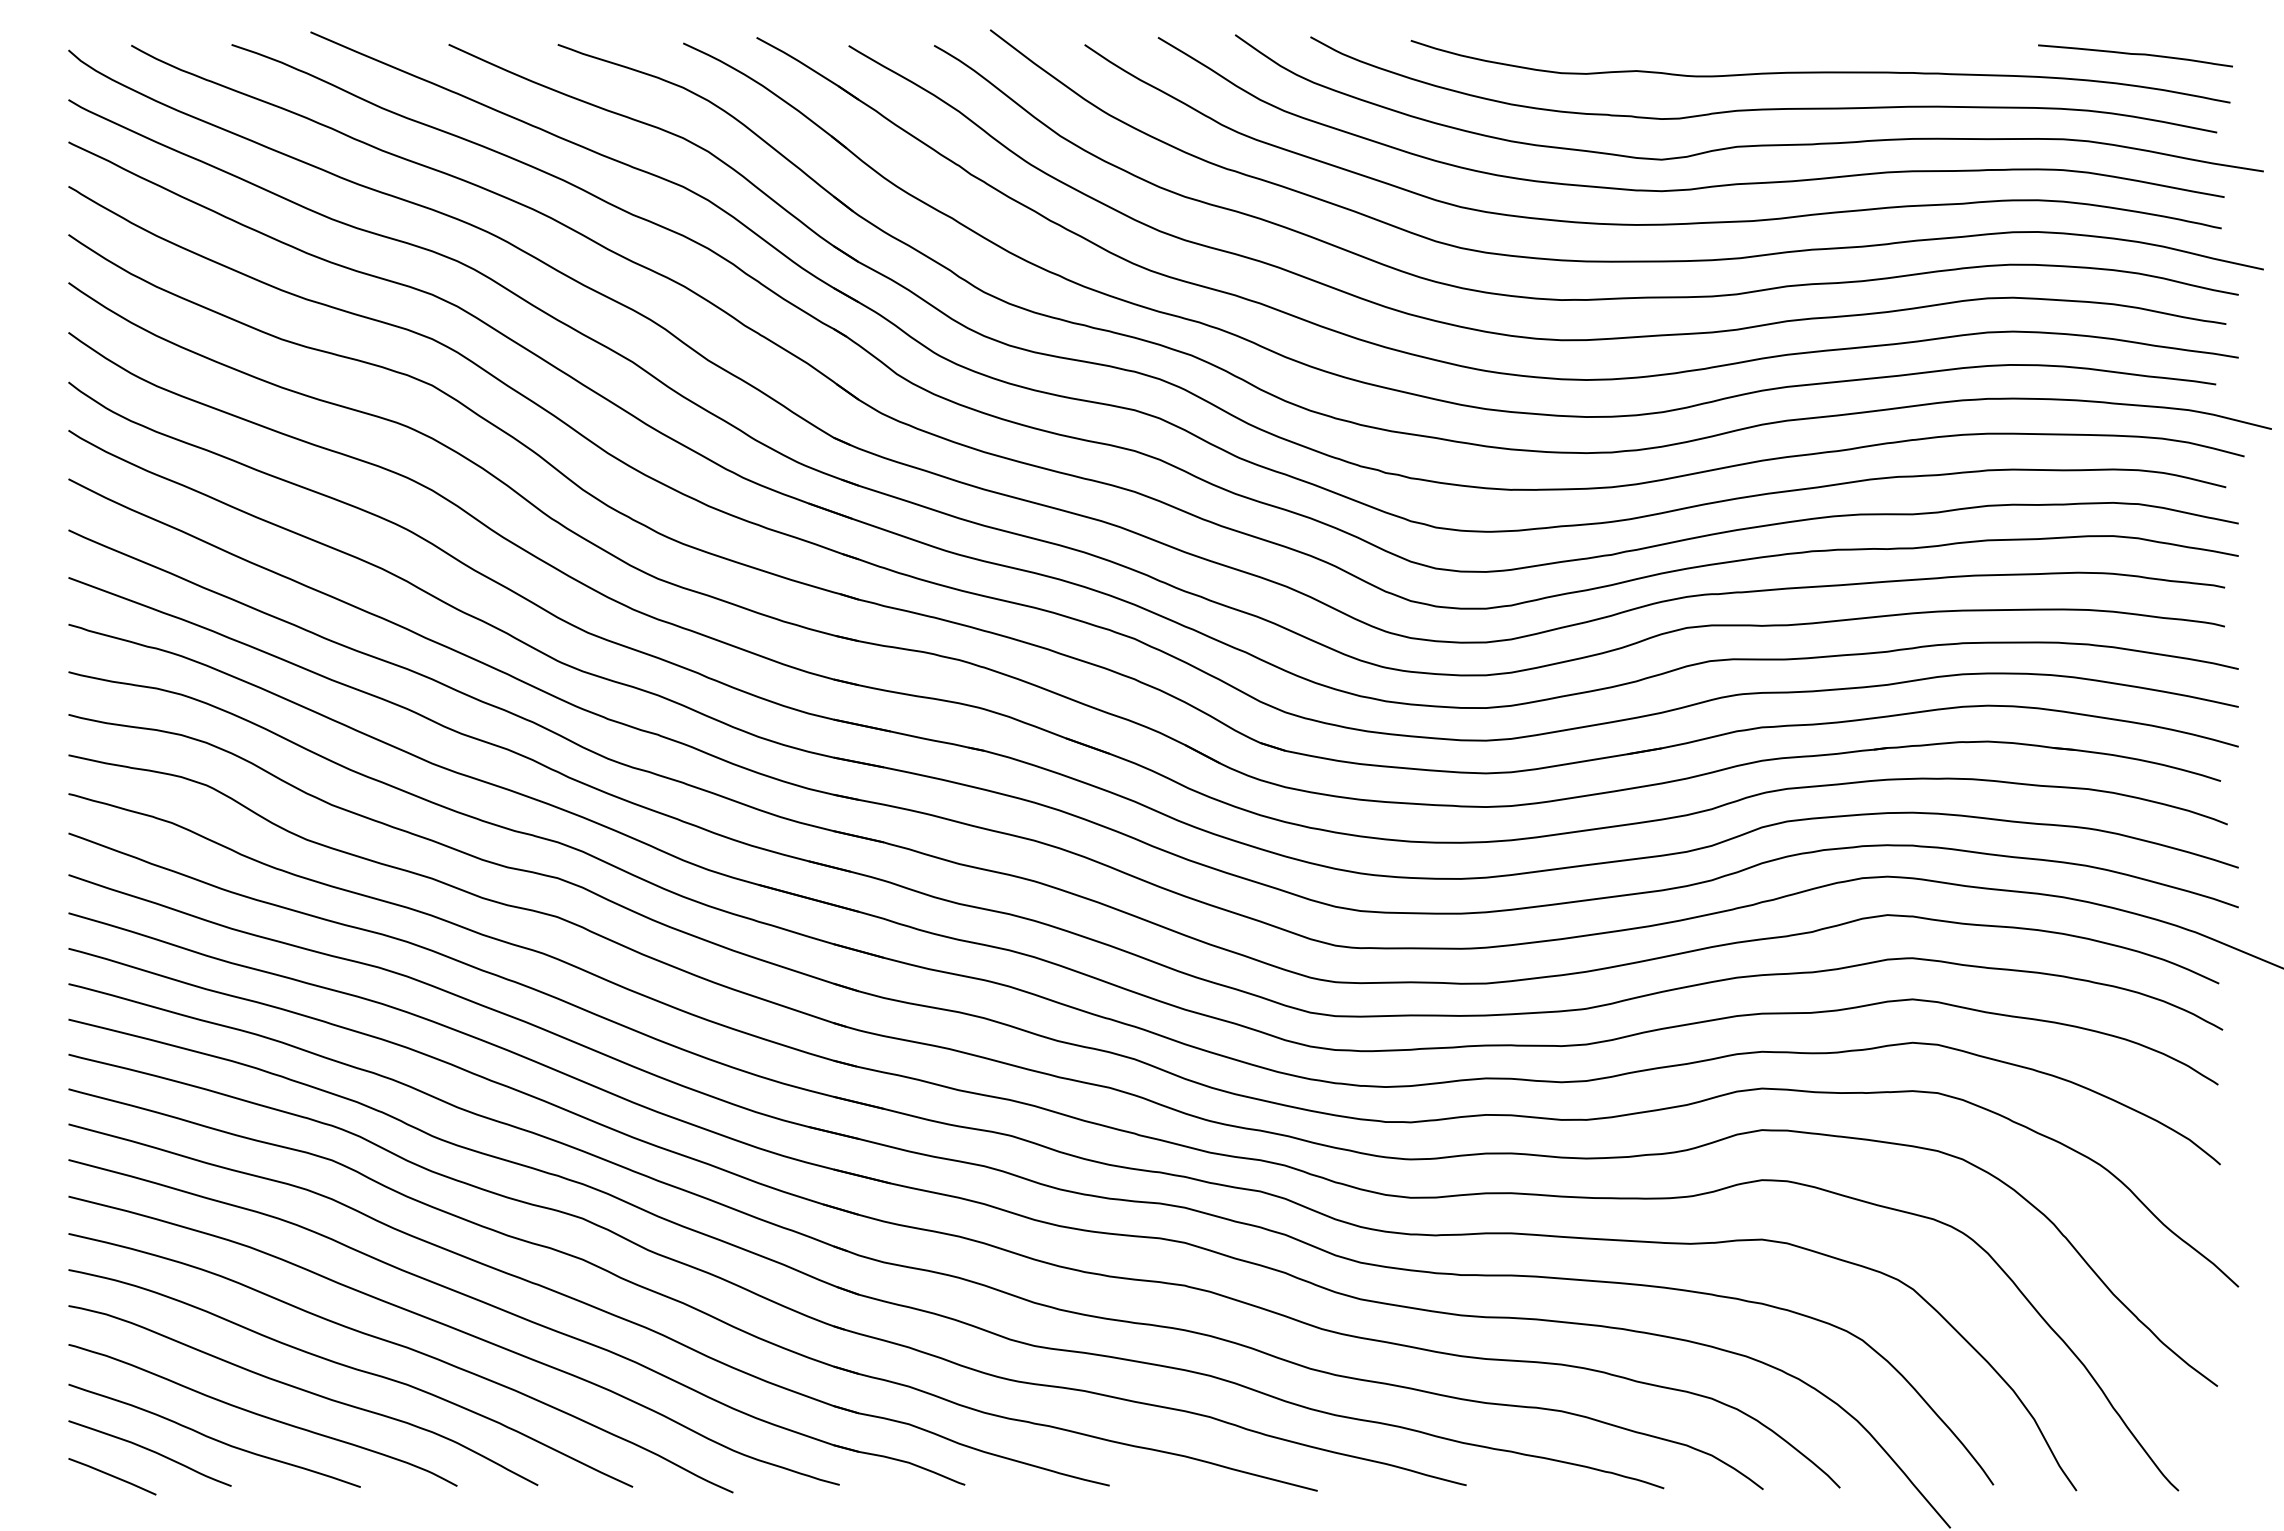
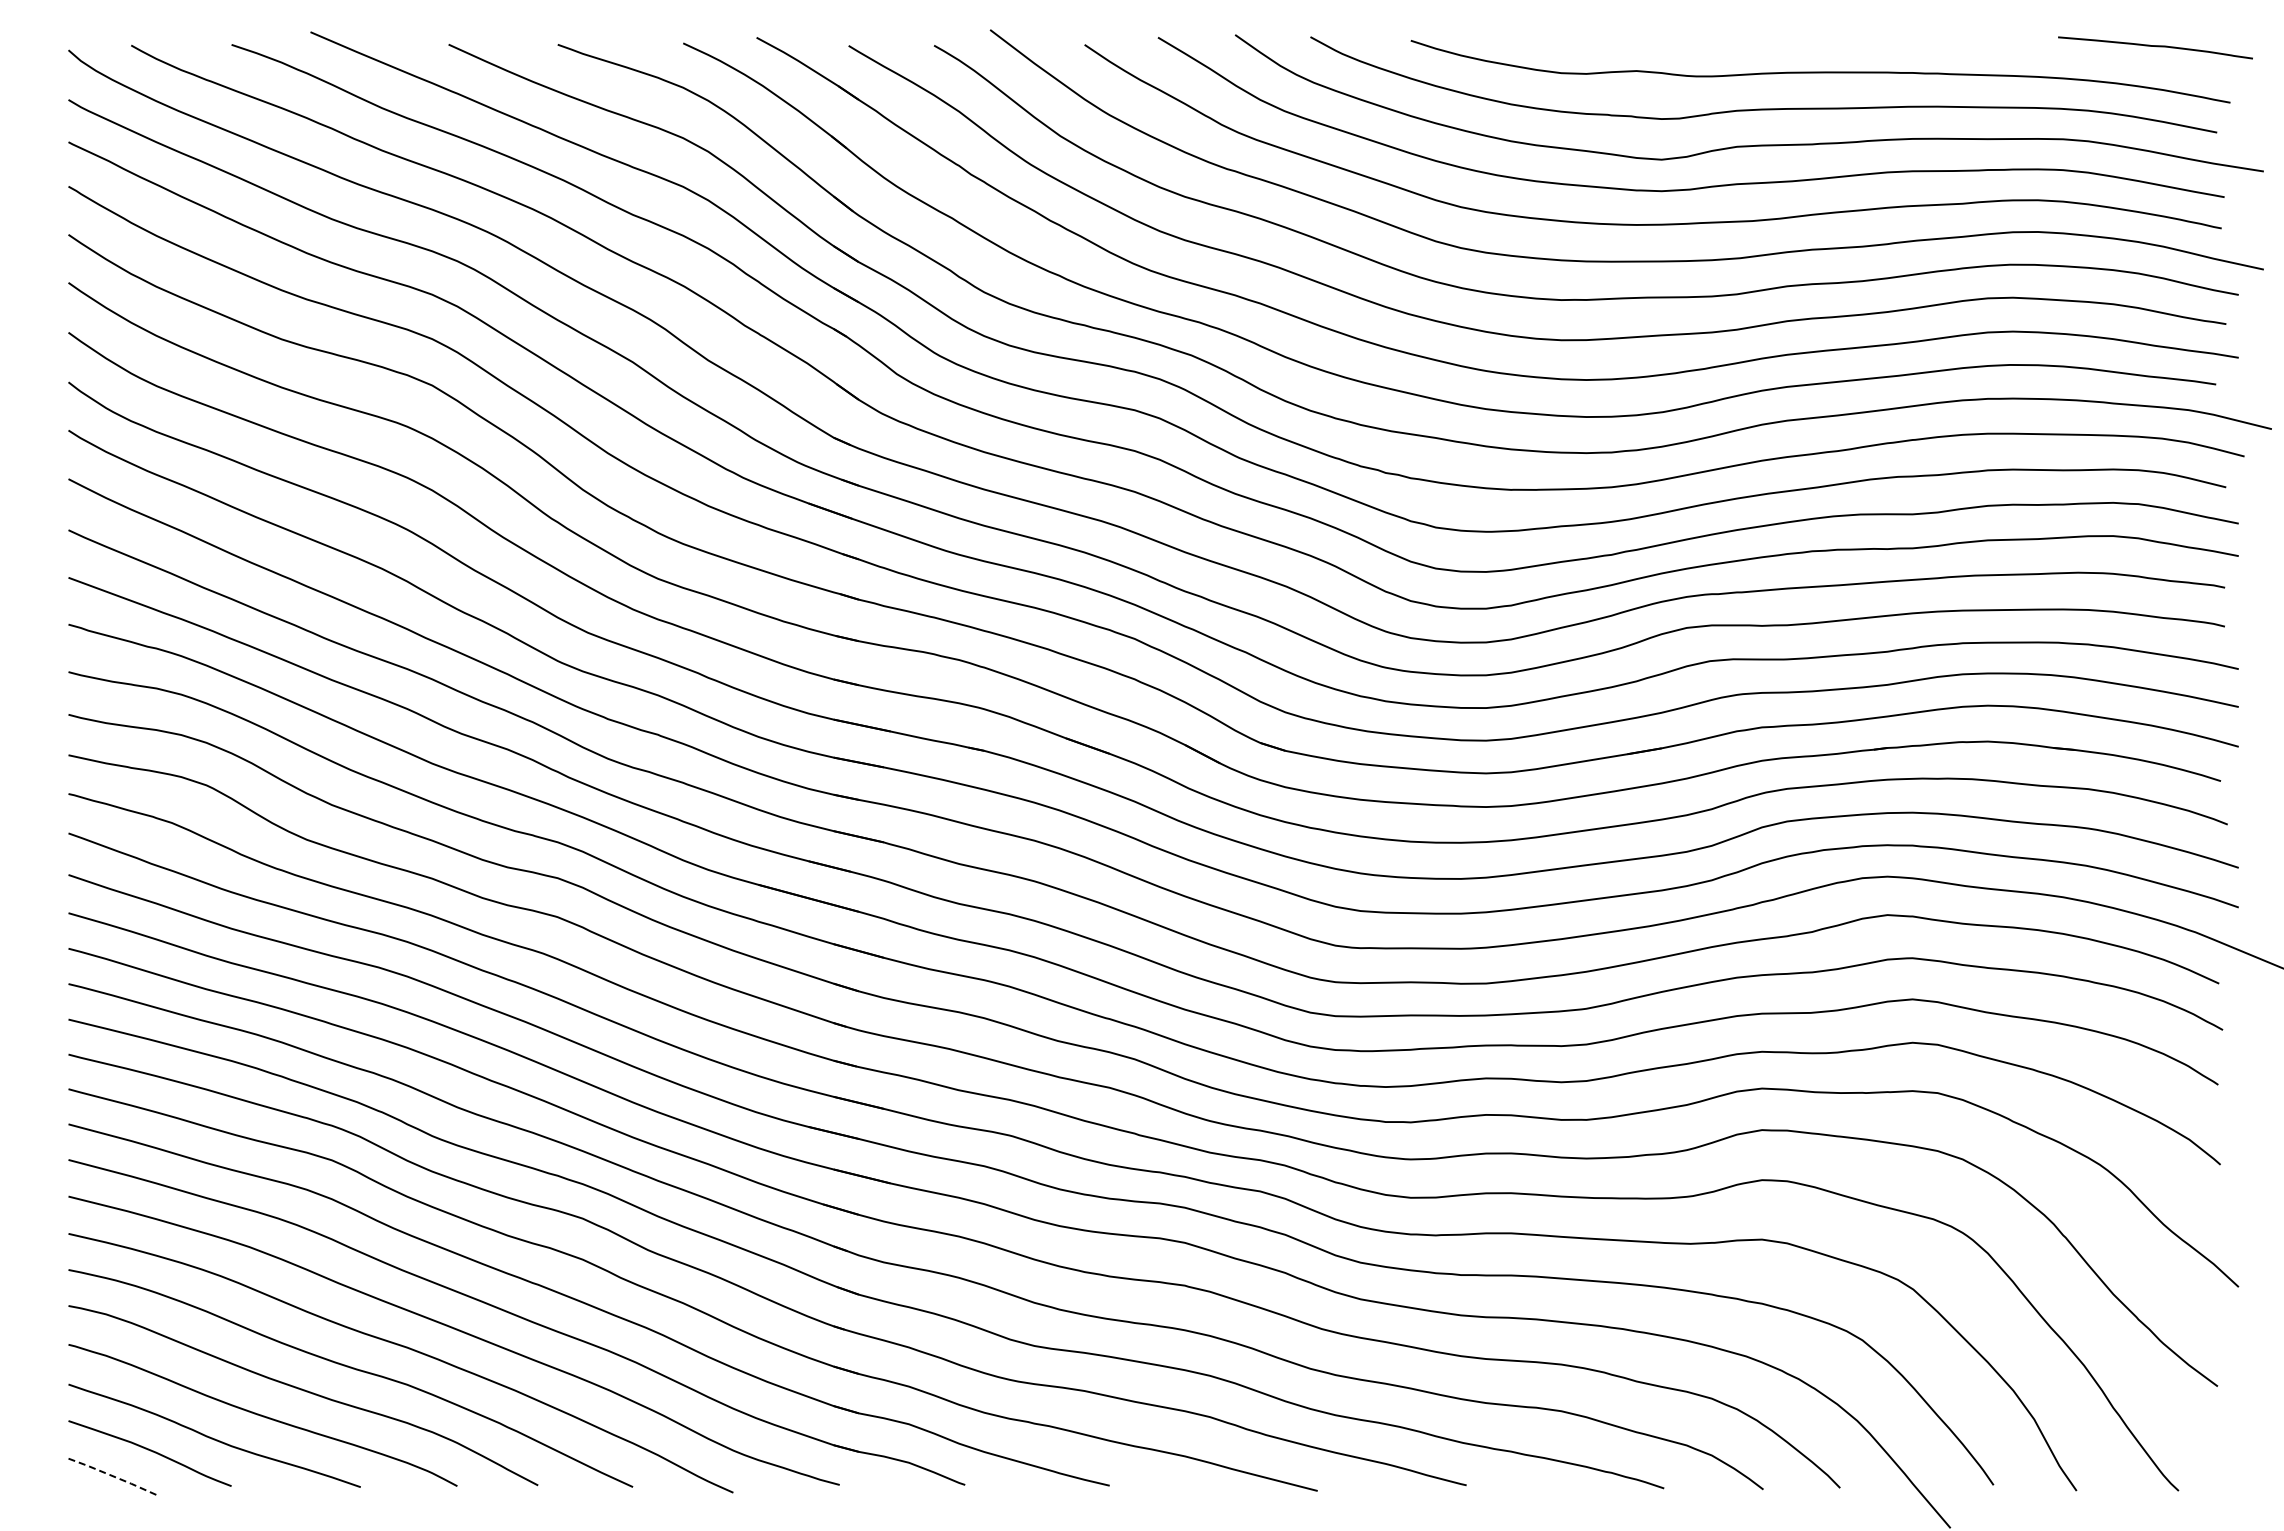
curve position: (2135, 54) -> (2155, 46) (2155, 46)
line: solid -> dashed (112, 1476)
